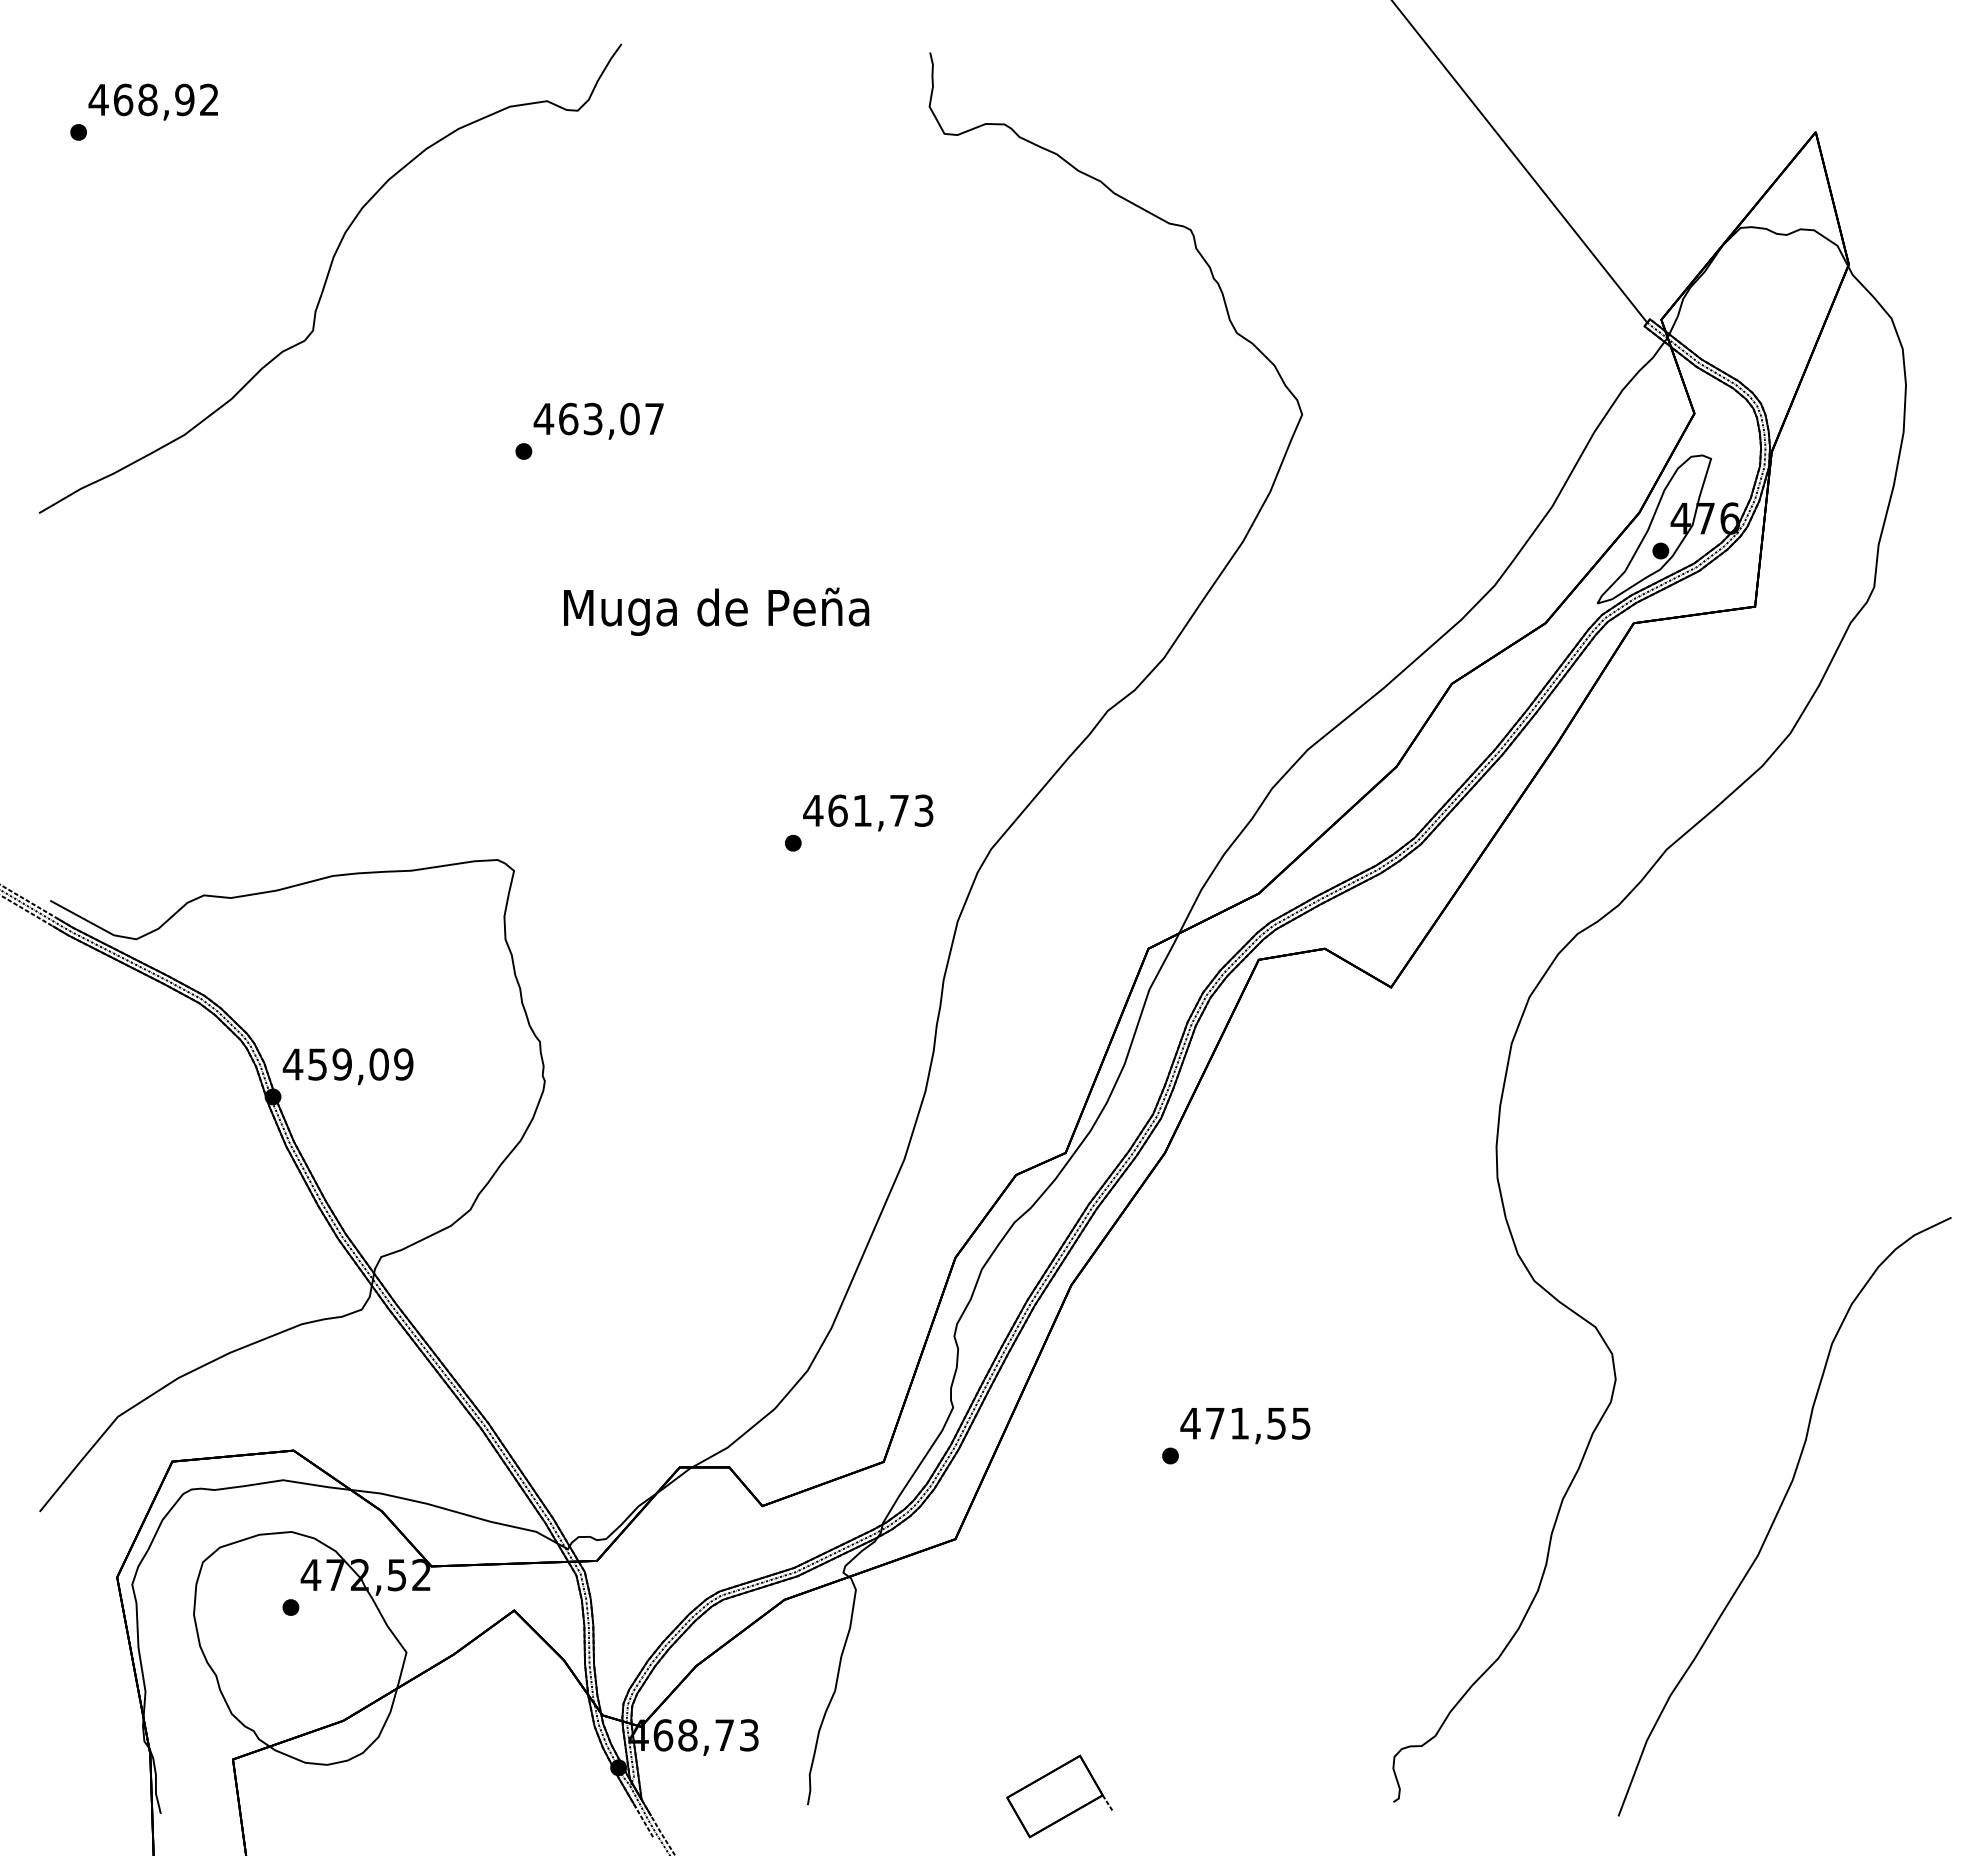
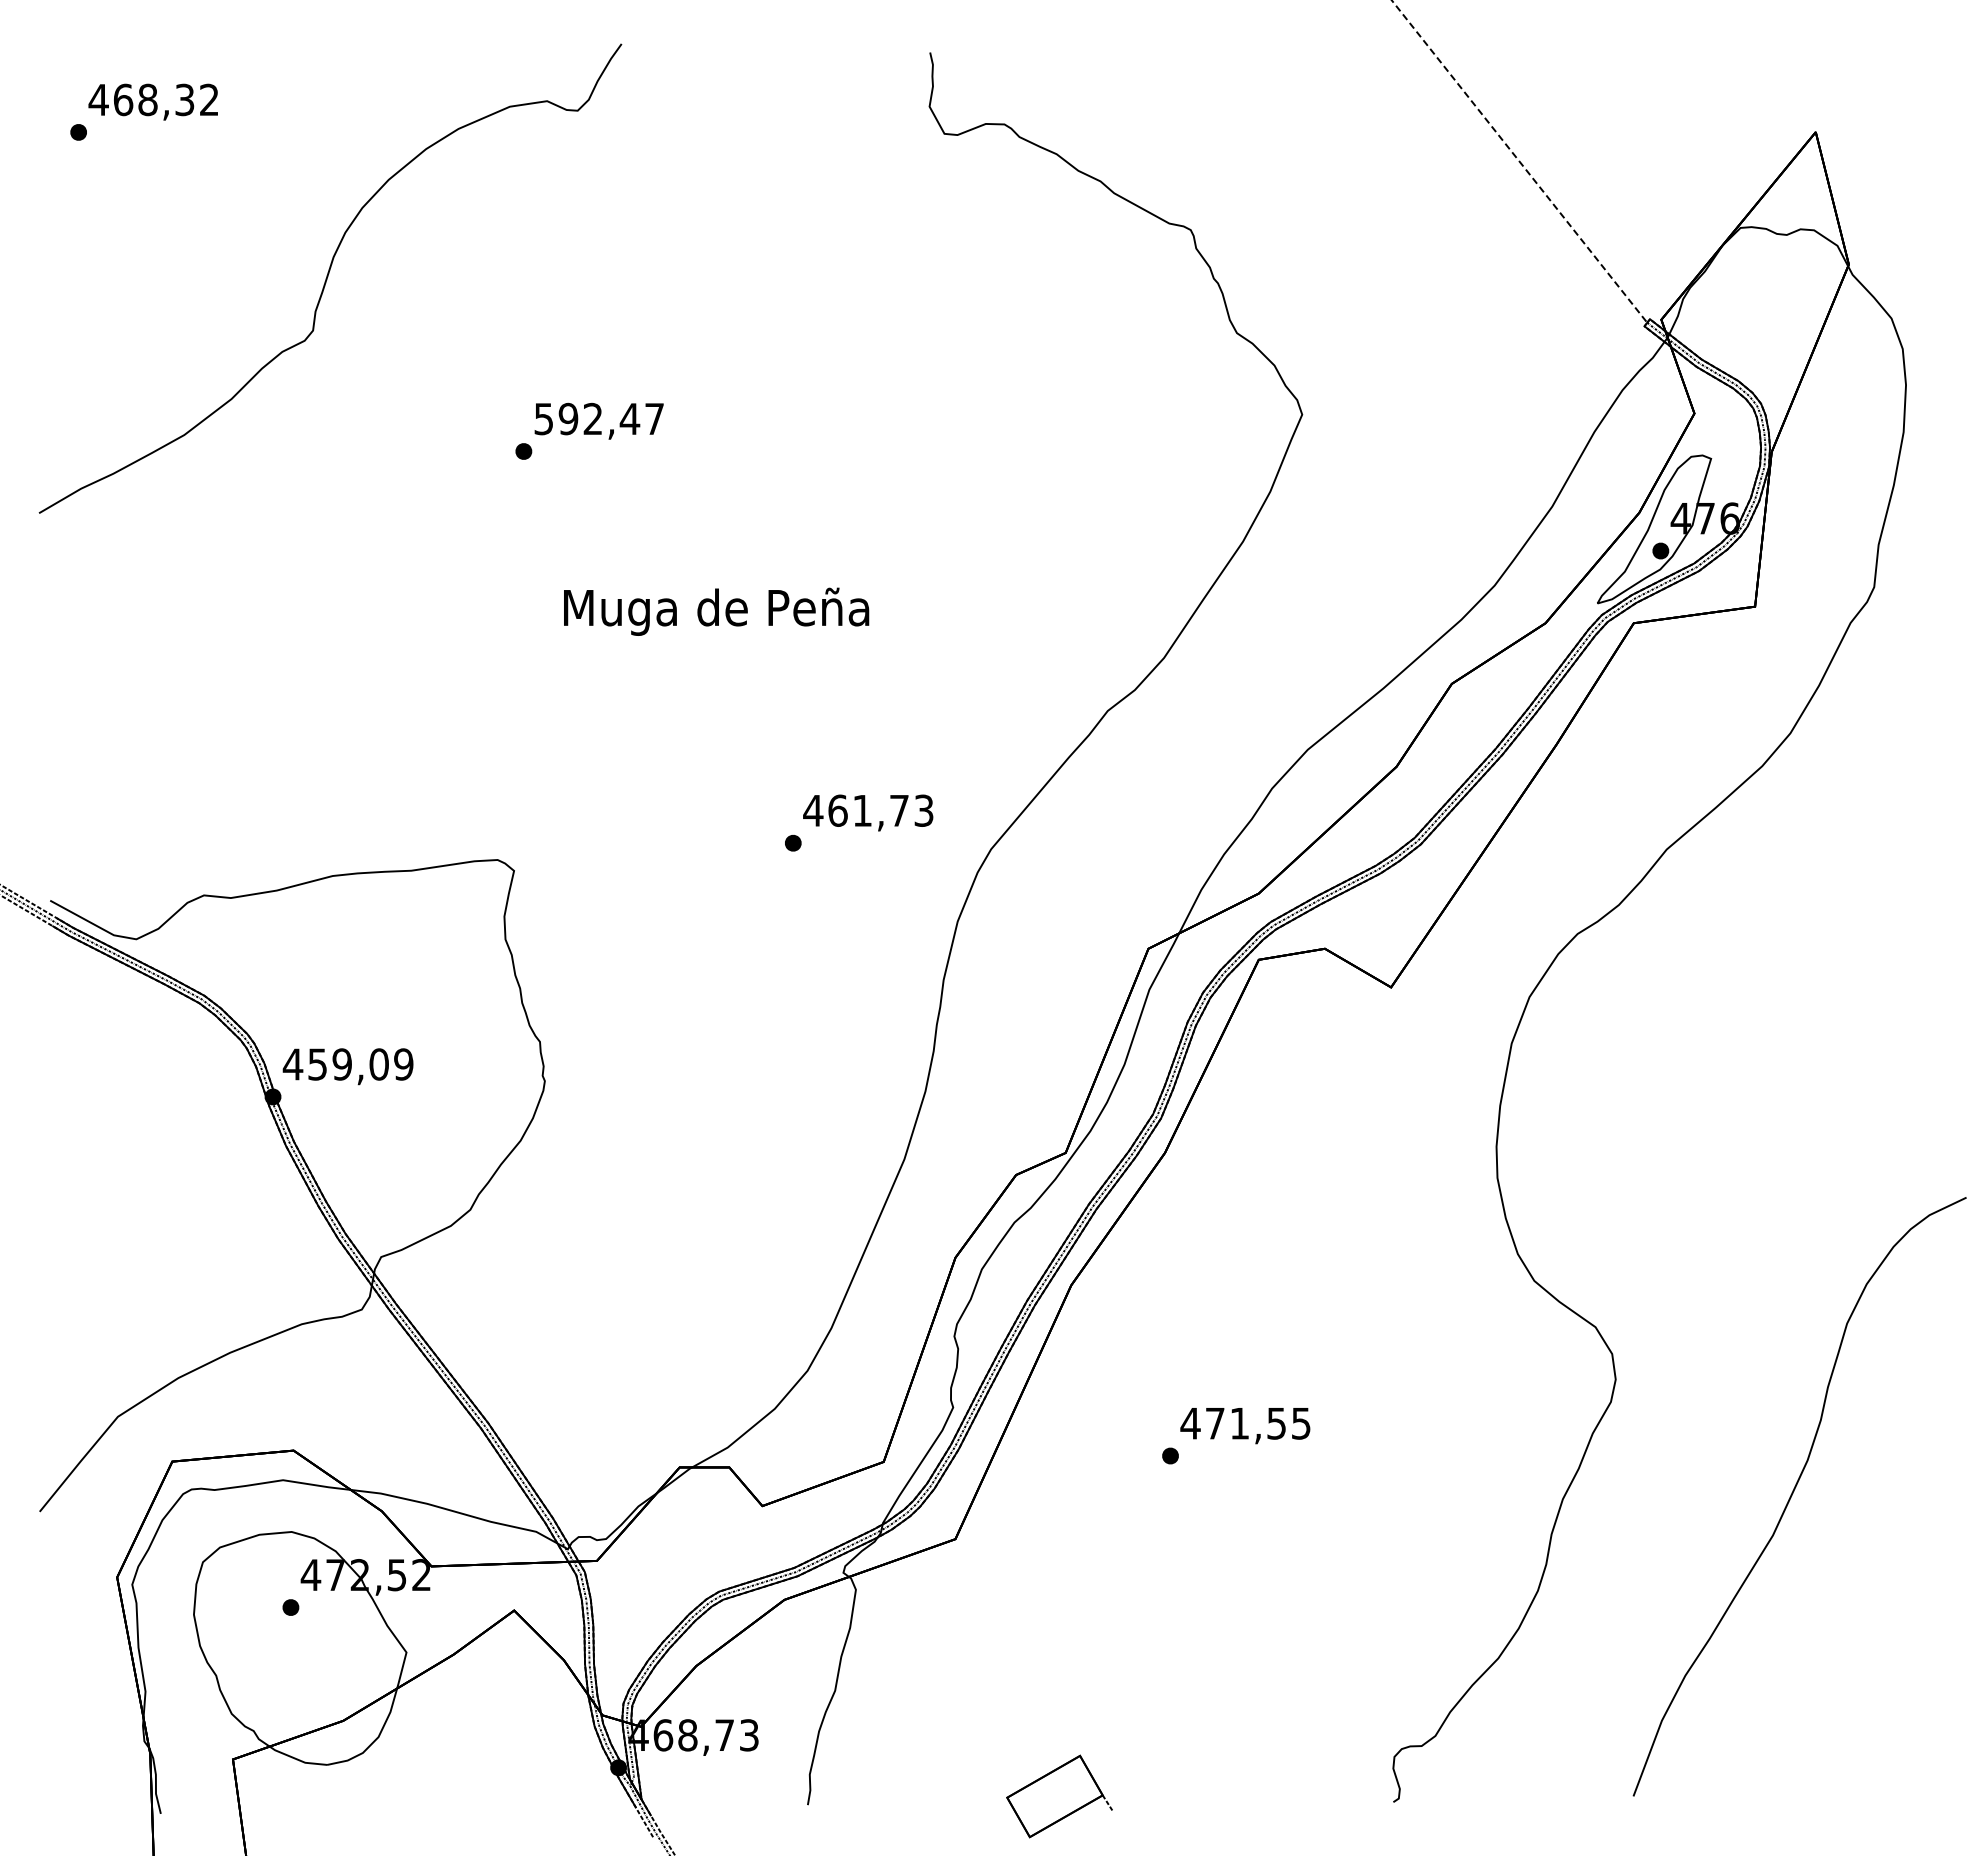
text: 468,92 -> 468,32 (184, 99)
line: solid -> dashed (1520, 162)
text: 463,07 -> 592,47 (586, 418)
curve position: (1778, 1513) -> (1793, 1493) (1793, 1493)
